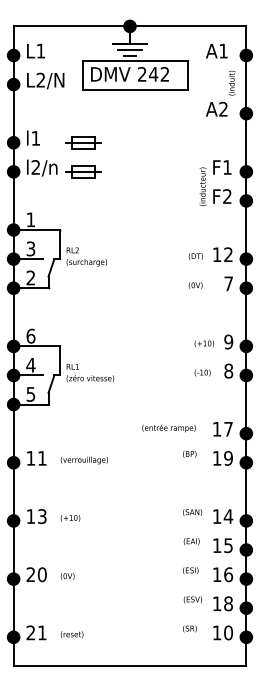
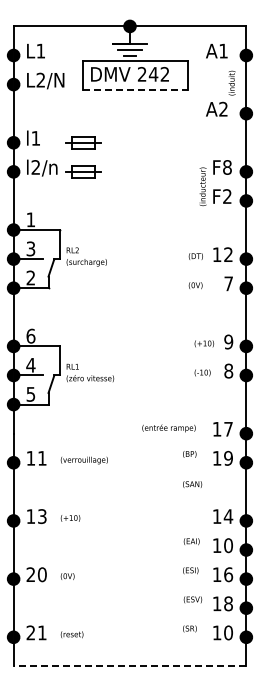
line: solid -> dashed (136, 90)
text: F1 -> F8 (227, 167)
text position: (192, 512) -> (192, 484) (192, 484)
text: 15 -> 10 (228, 545)
line: solid -> dashed (129, 666)
